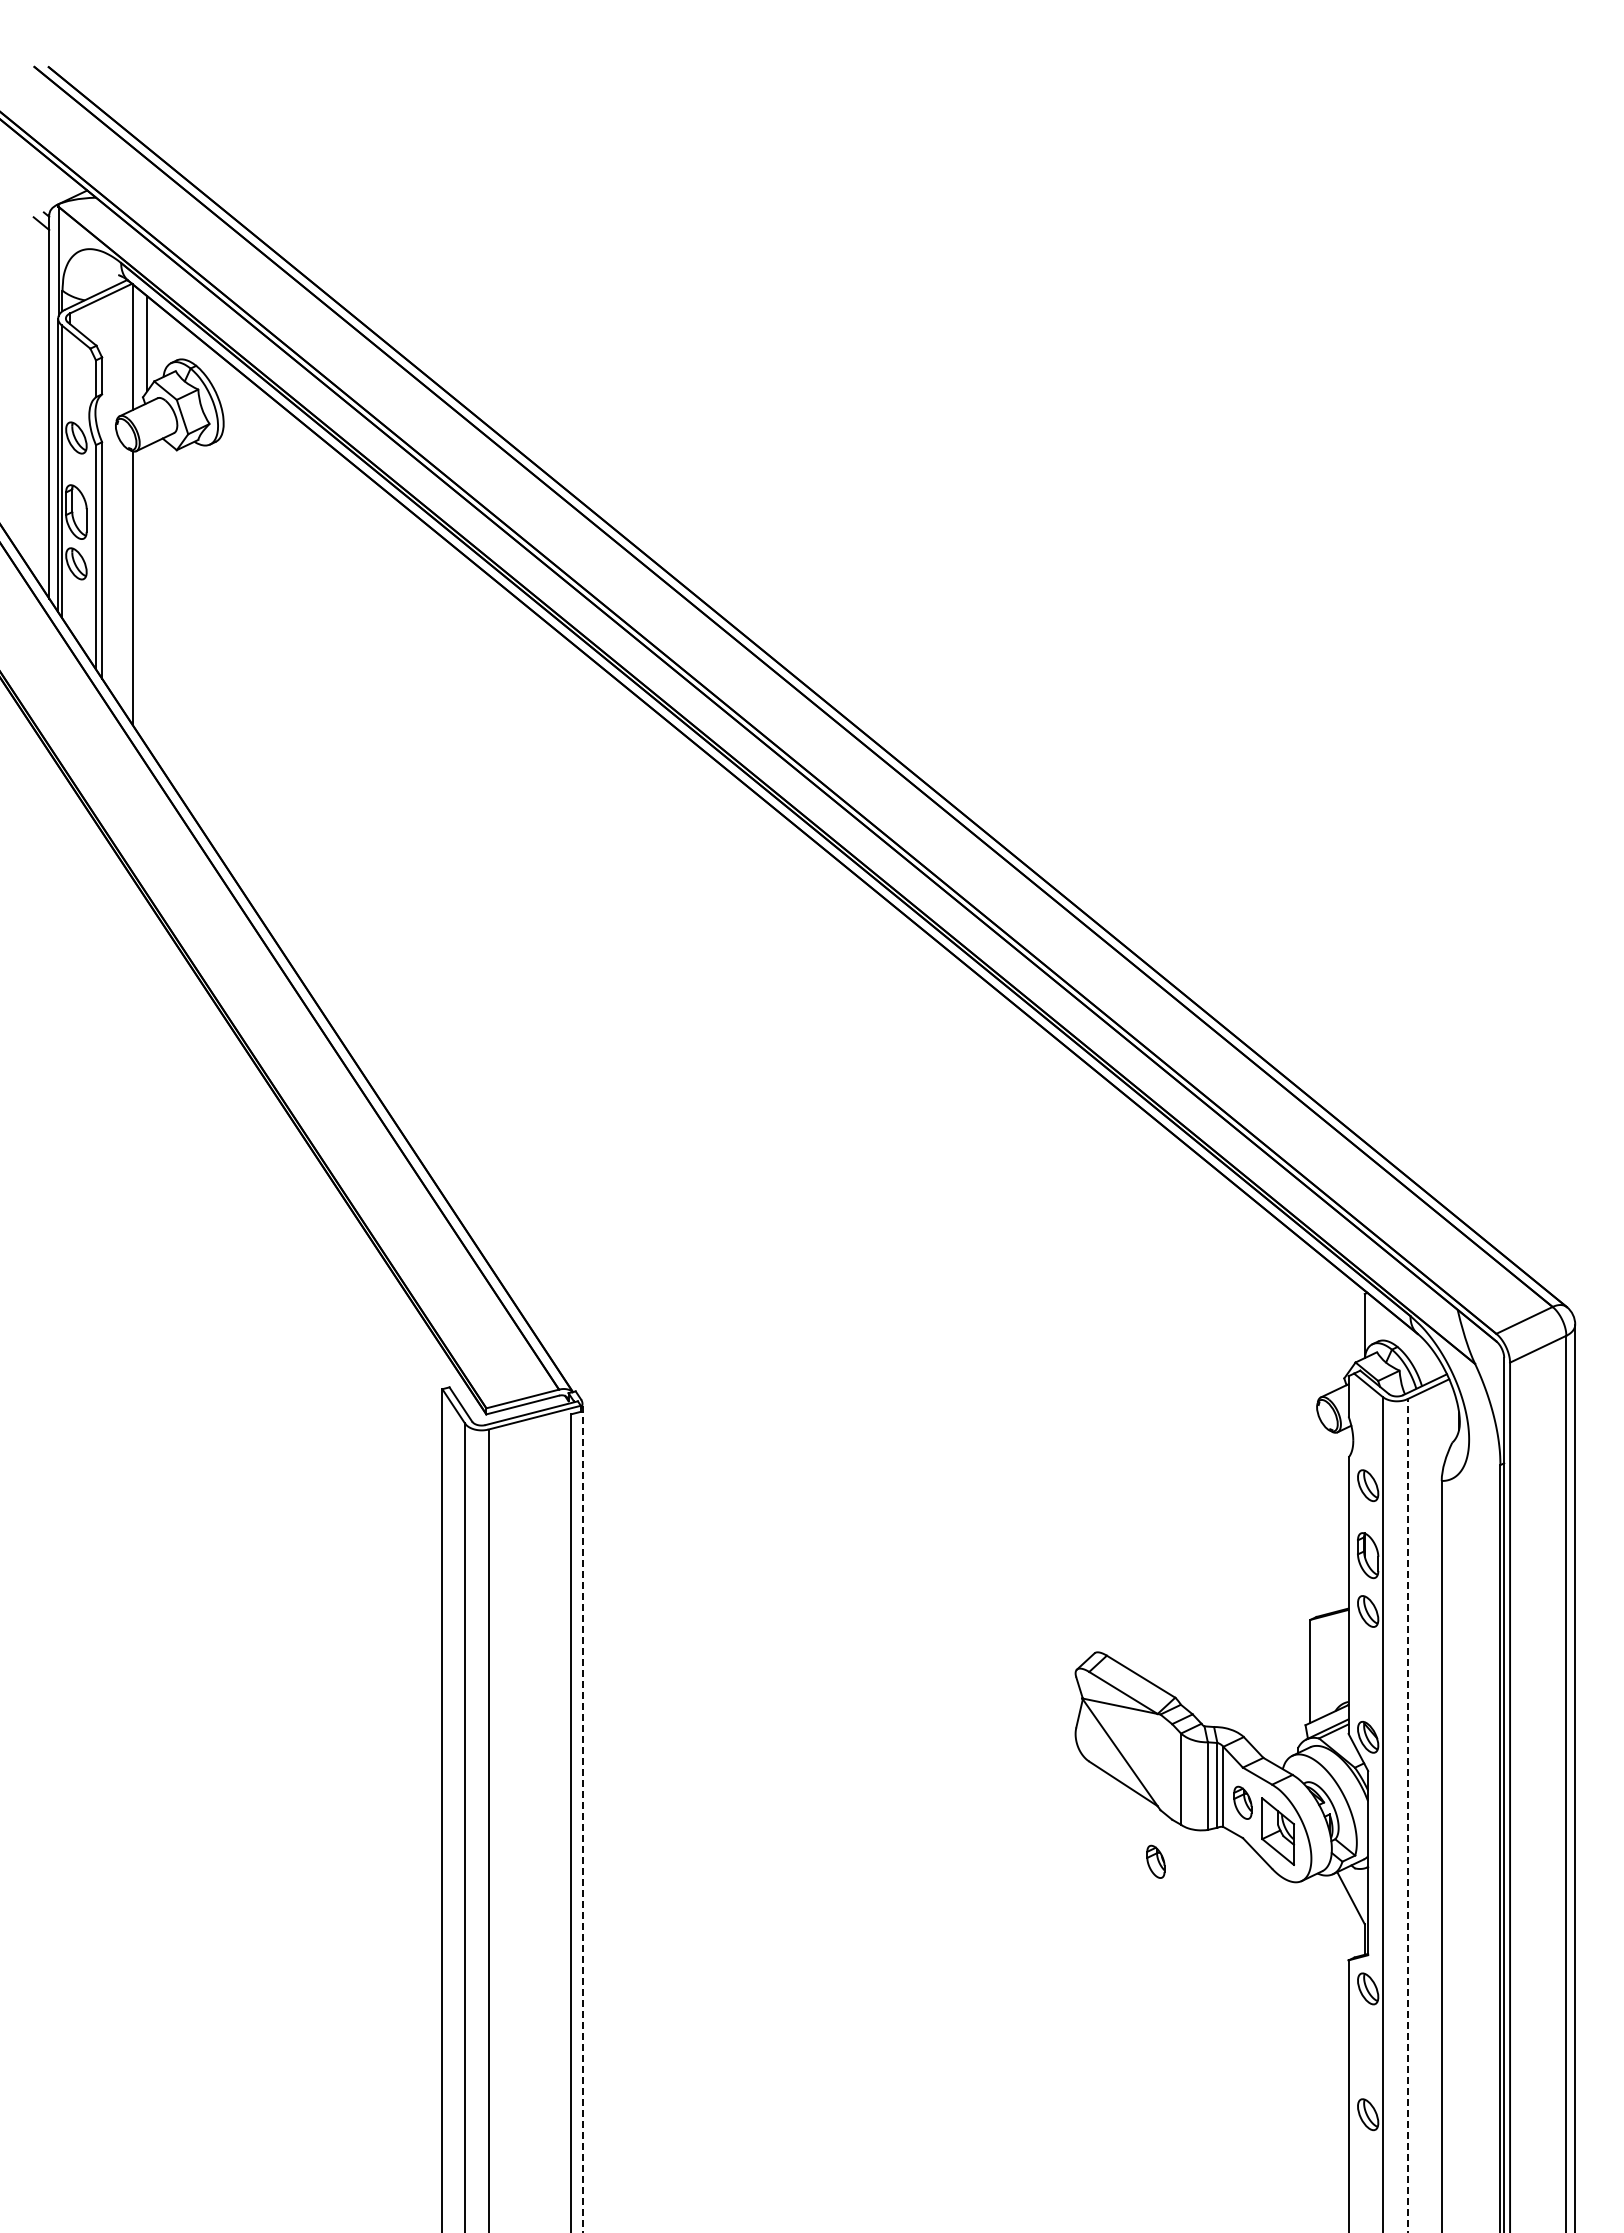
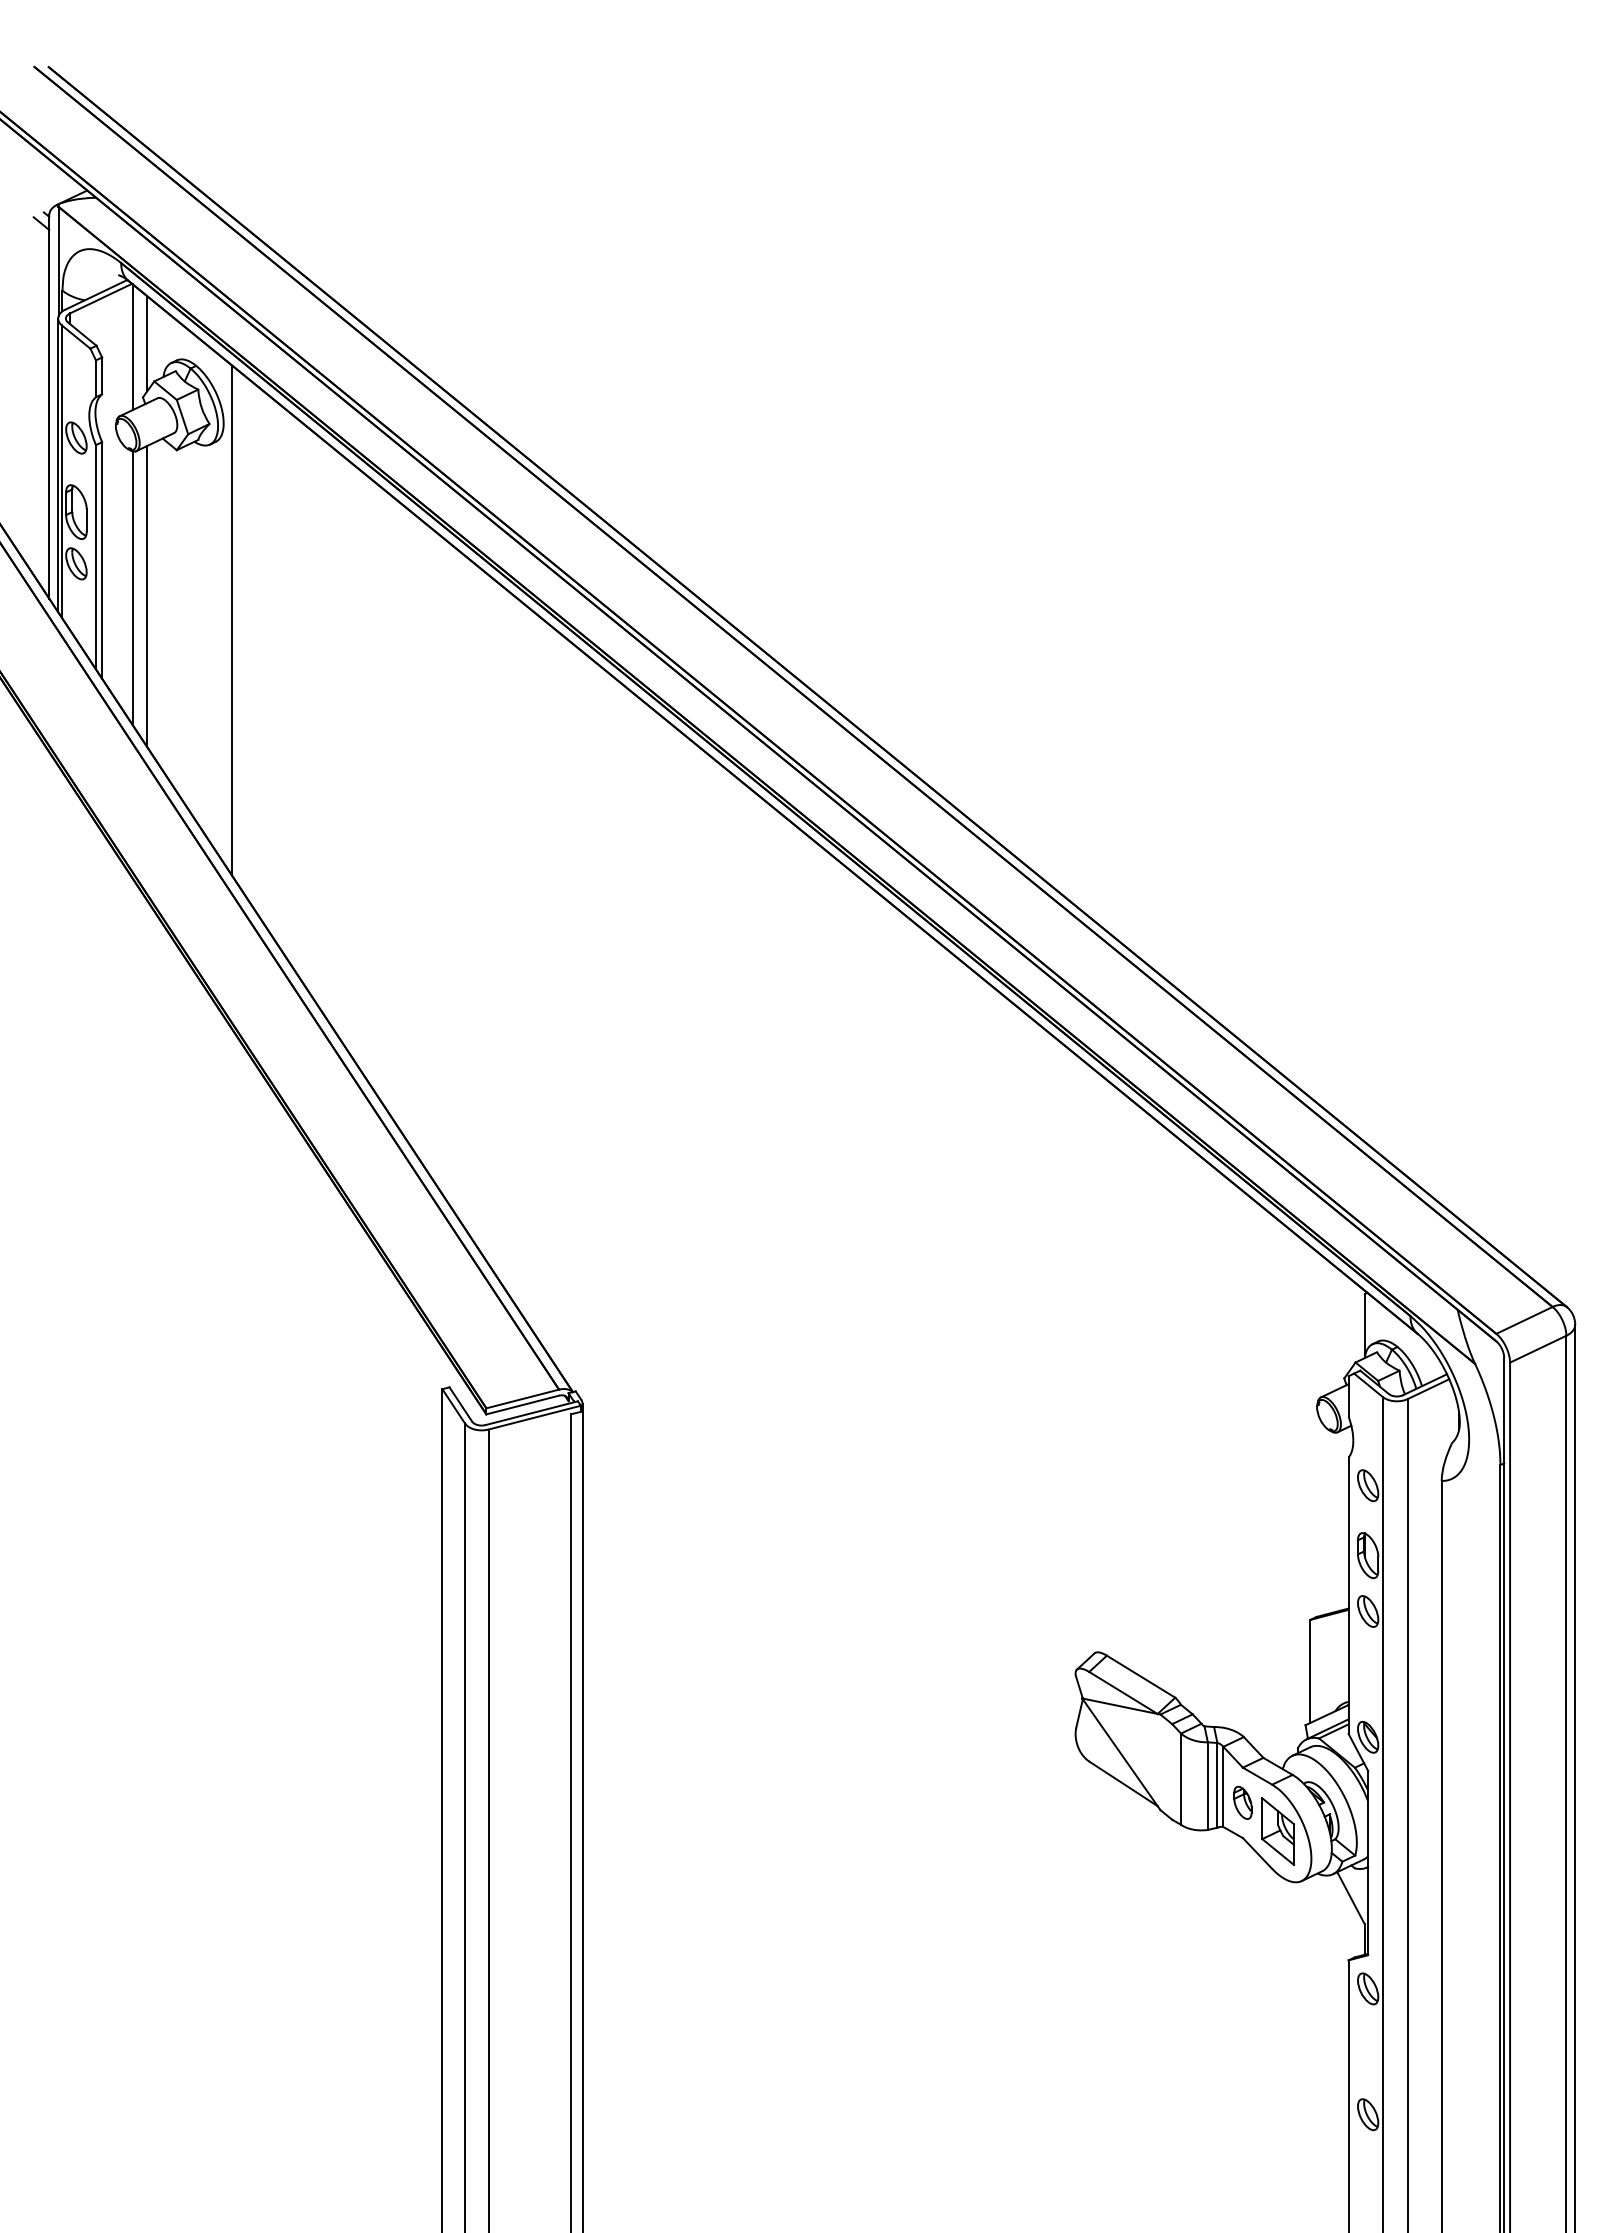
line: none -> present (147, 596)
line: none -> present (232, 620)
line: dashed -> solid (1407, 1815)
line: dashed -> solid (582, 1817)
part: present -> none (1155, 1861)
